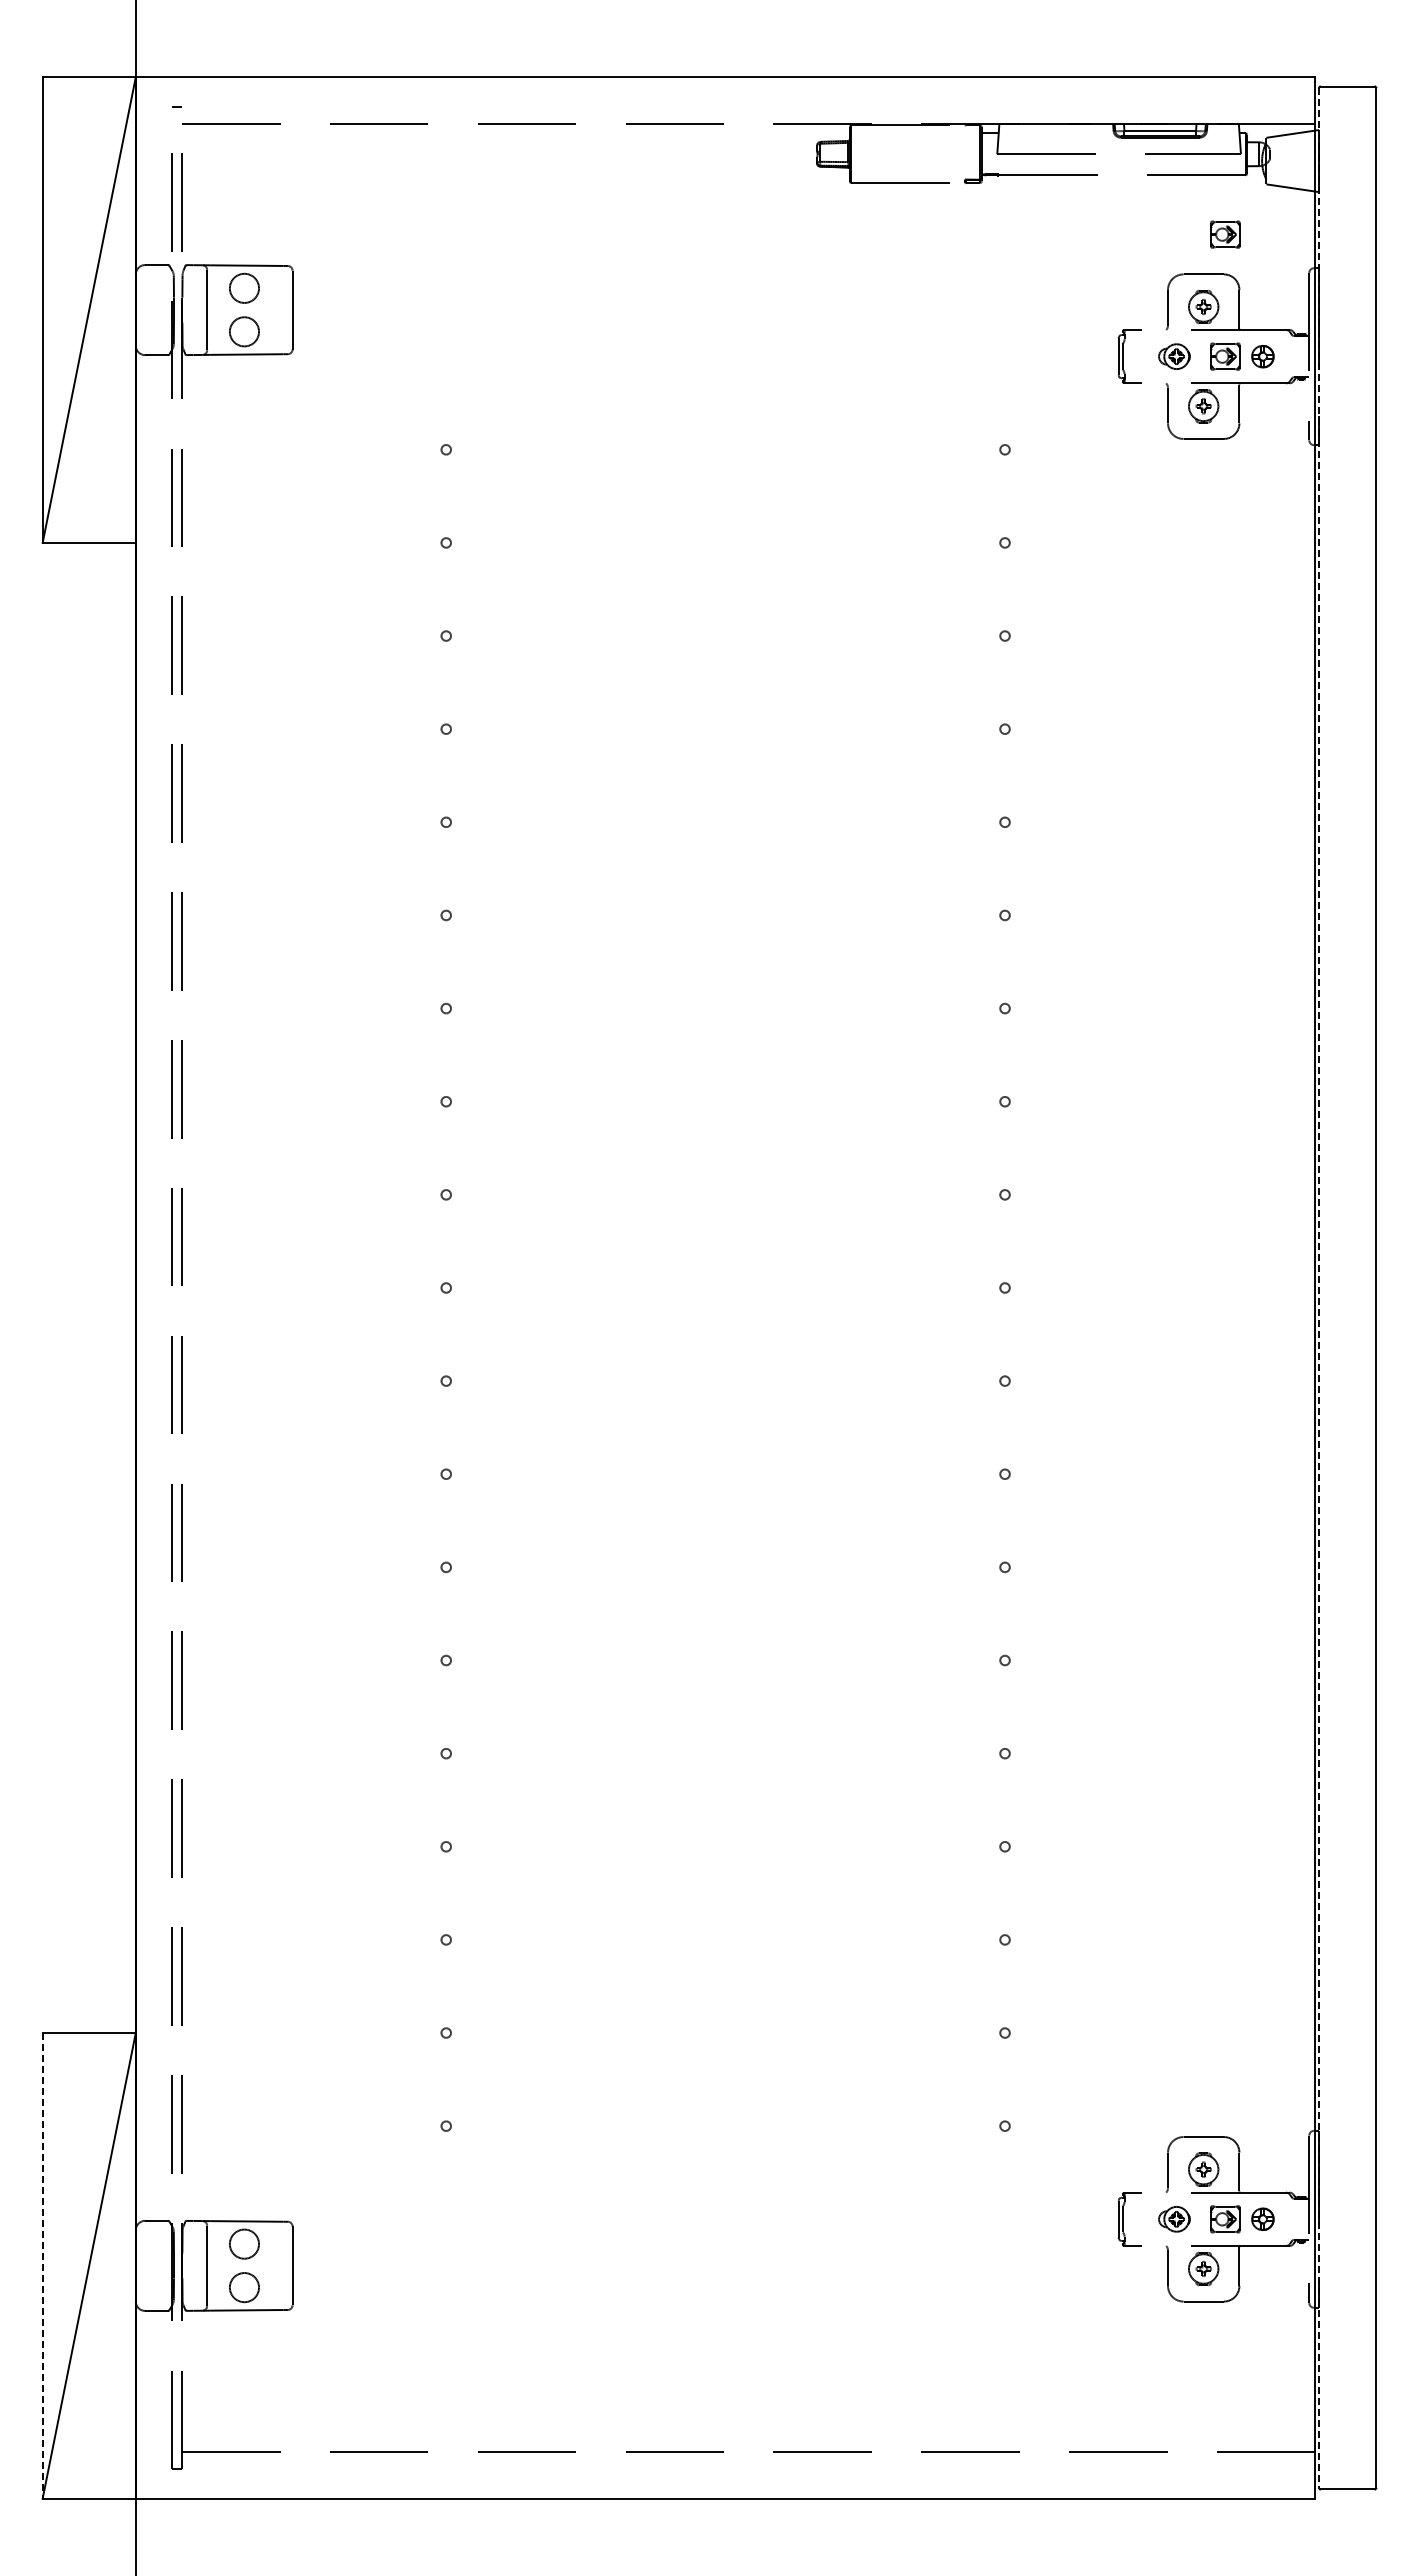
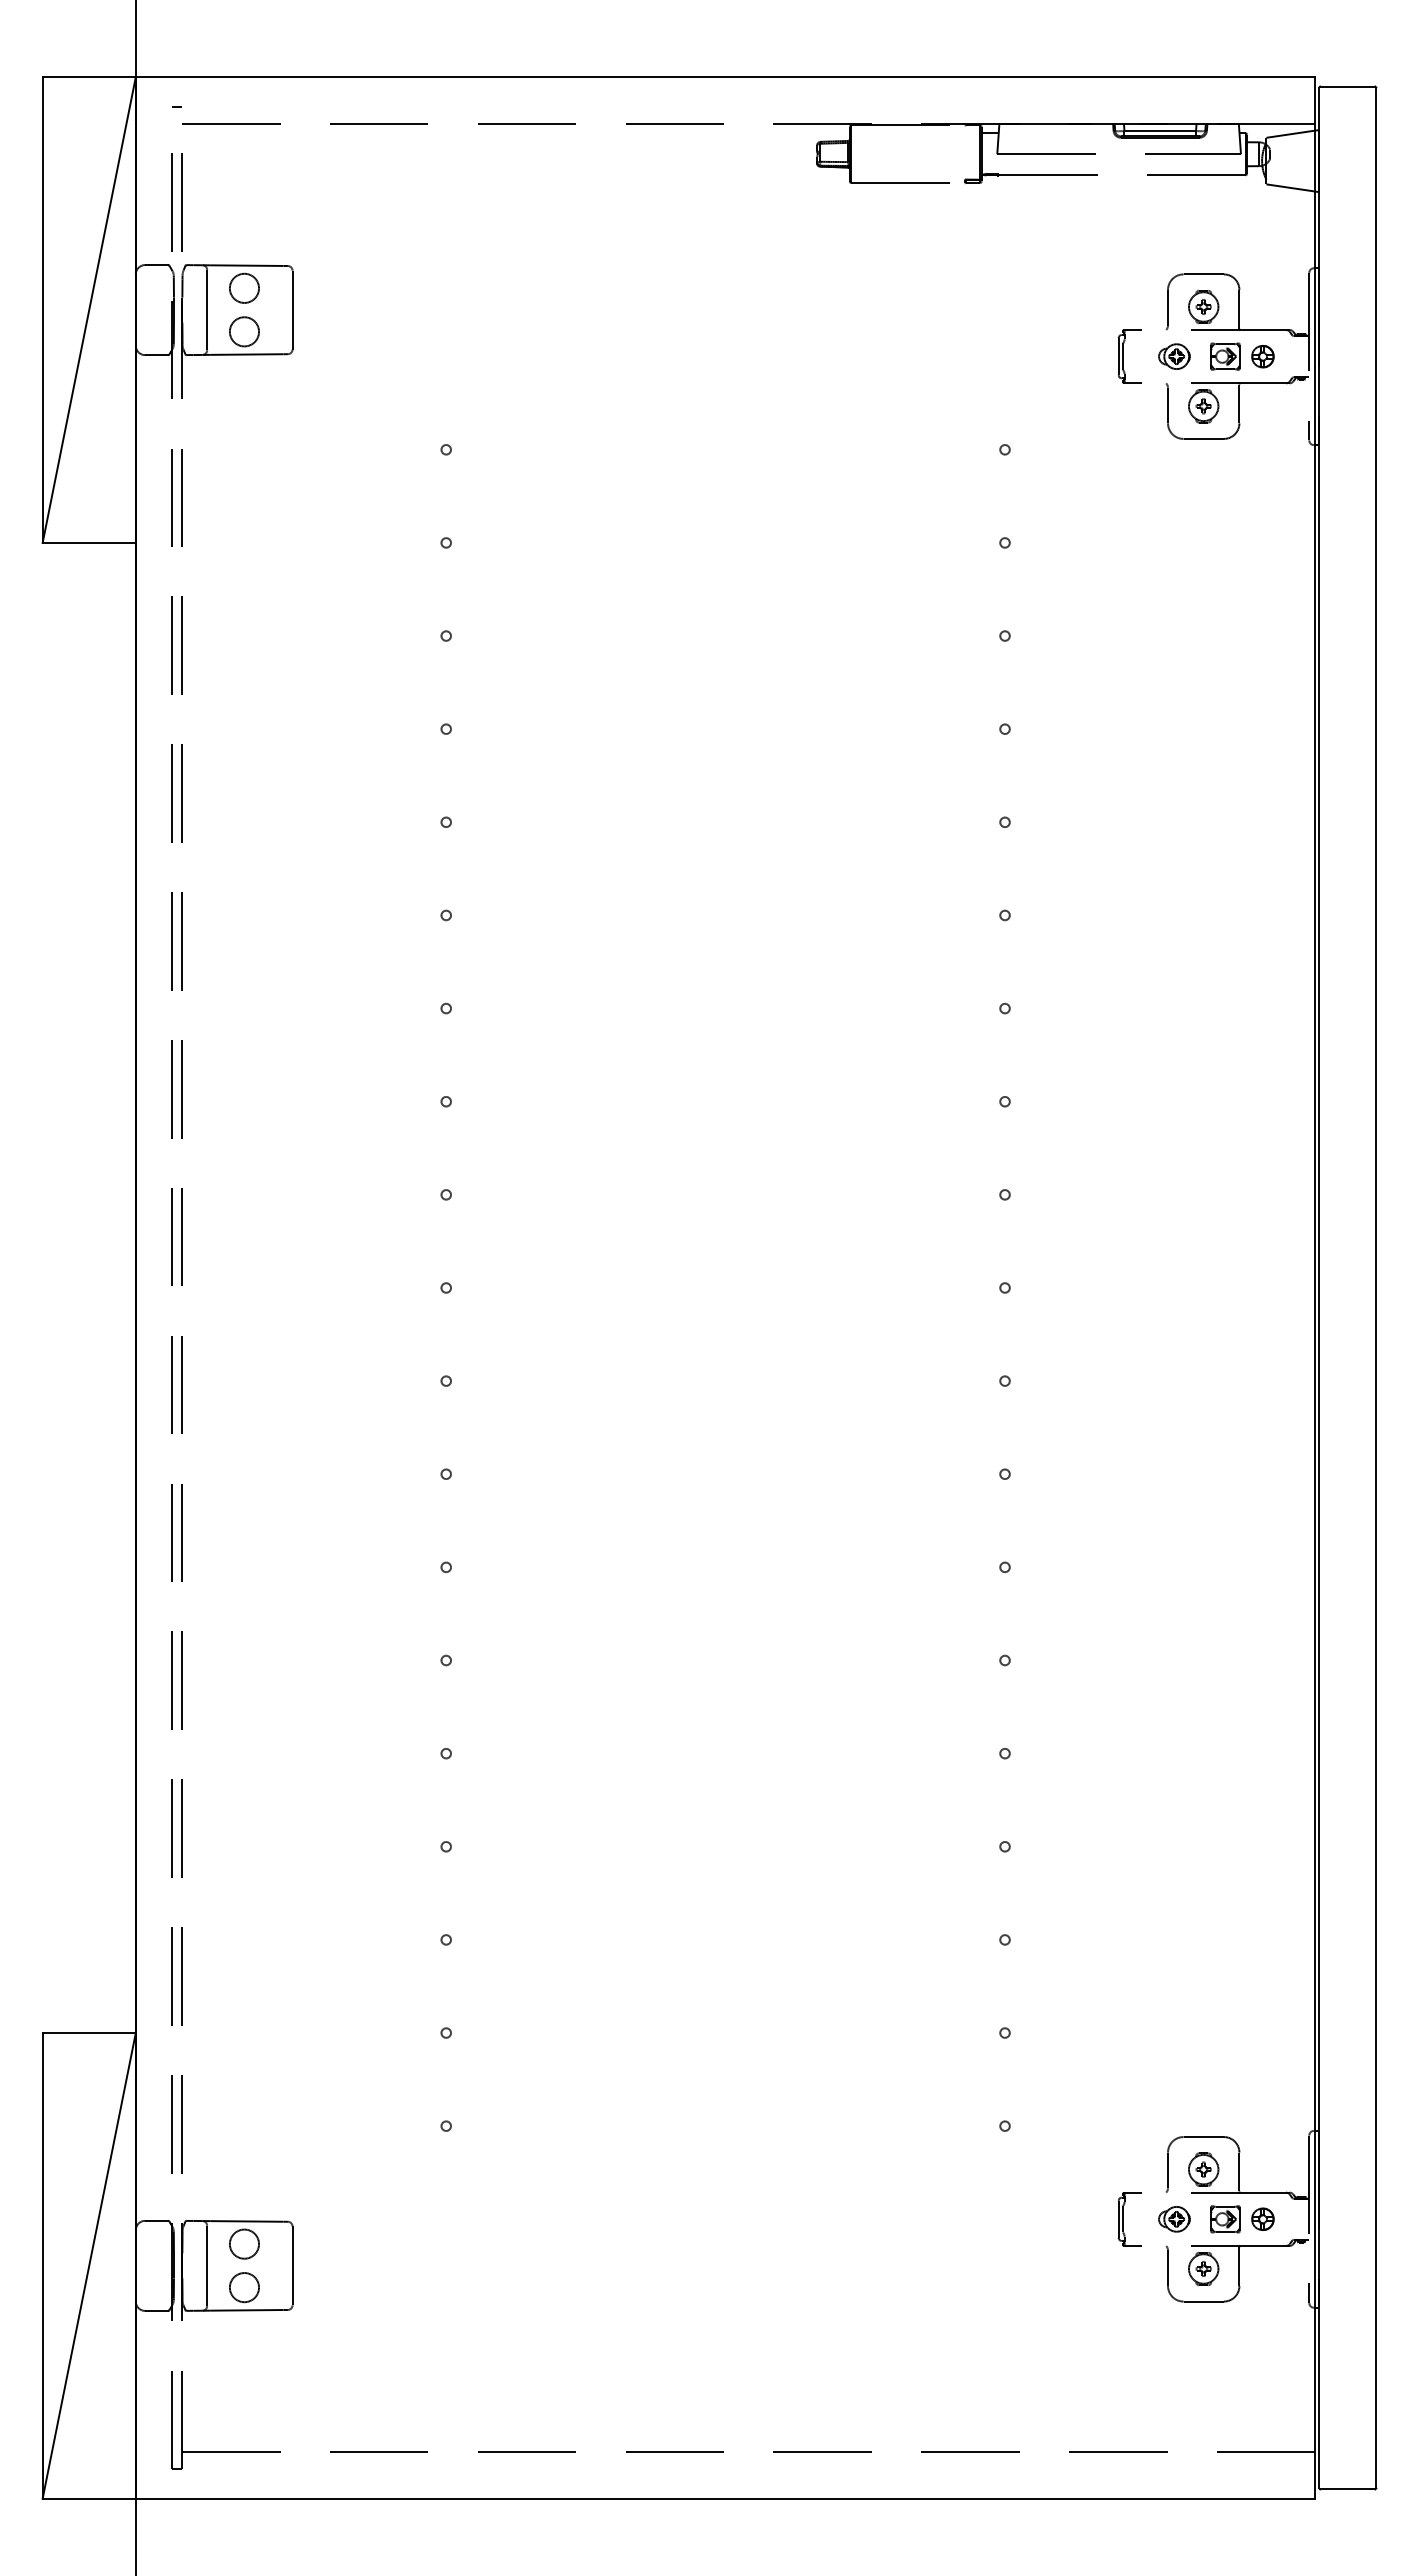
part: present -> none (1225, 234)
line: dashed -> solid (1319, 1288)
line: dashed -> solid (42, 2265)
